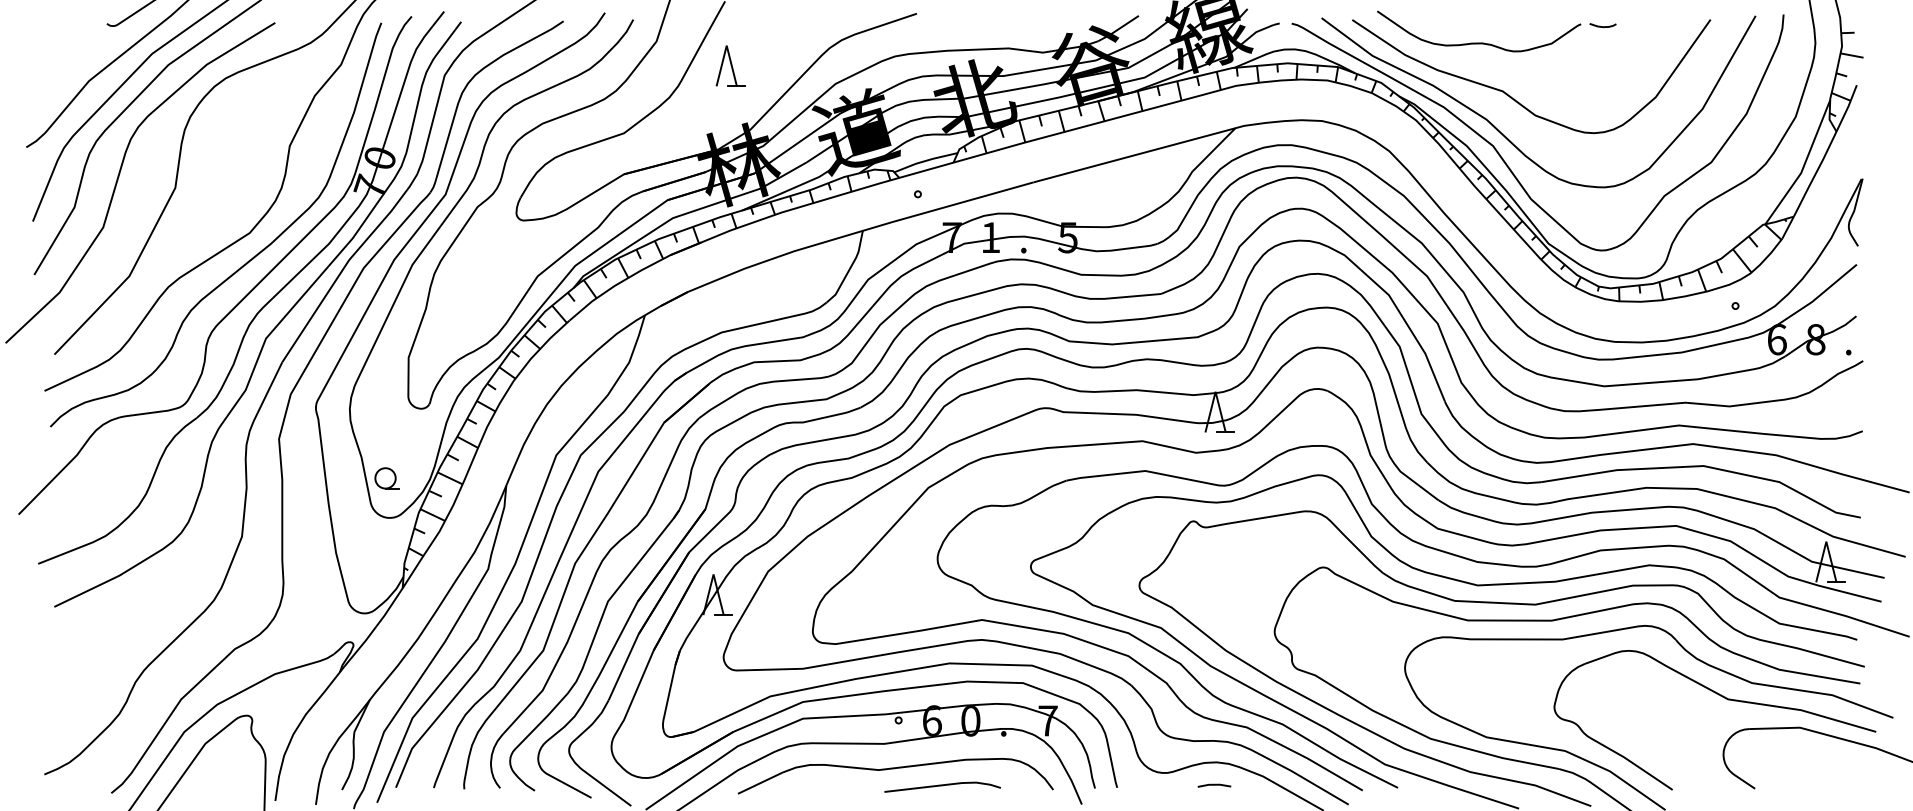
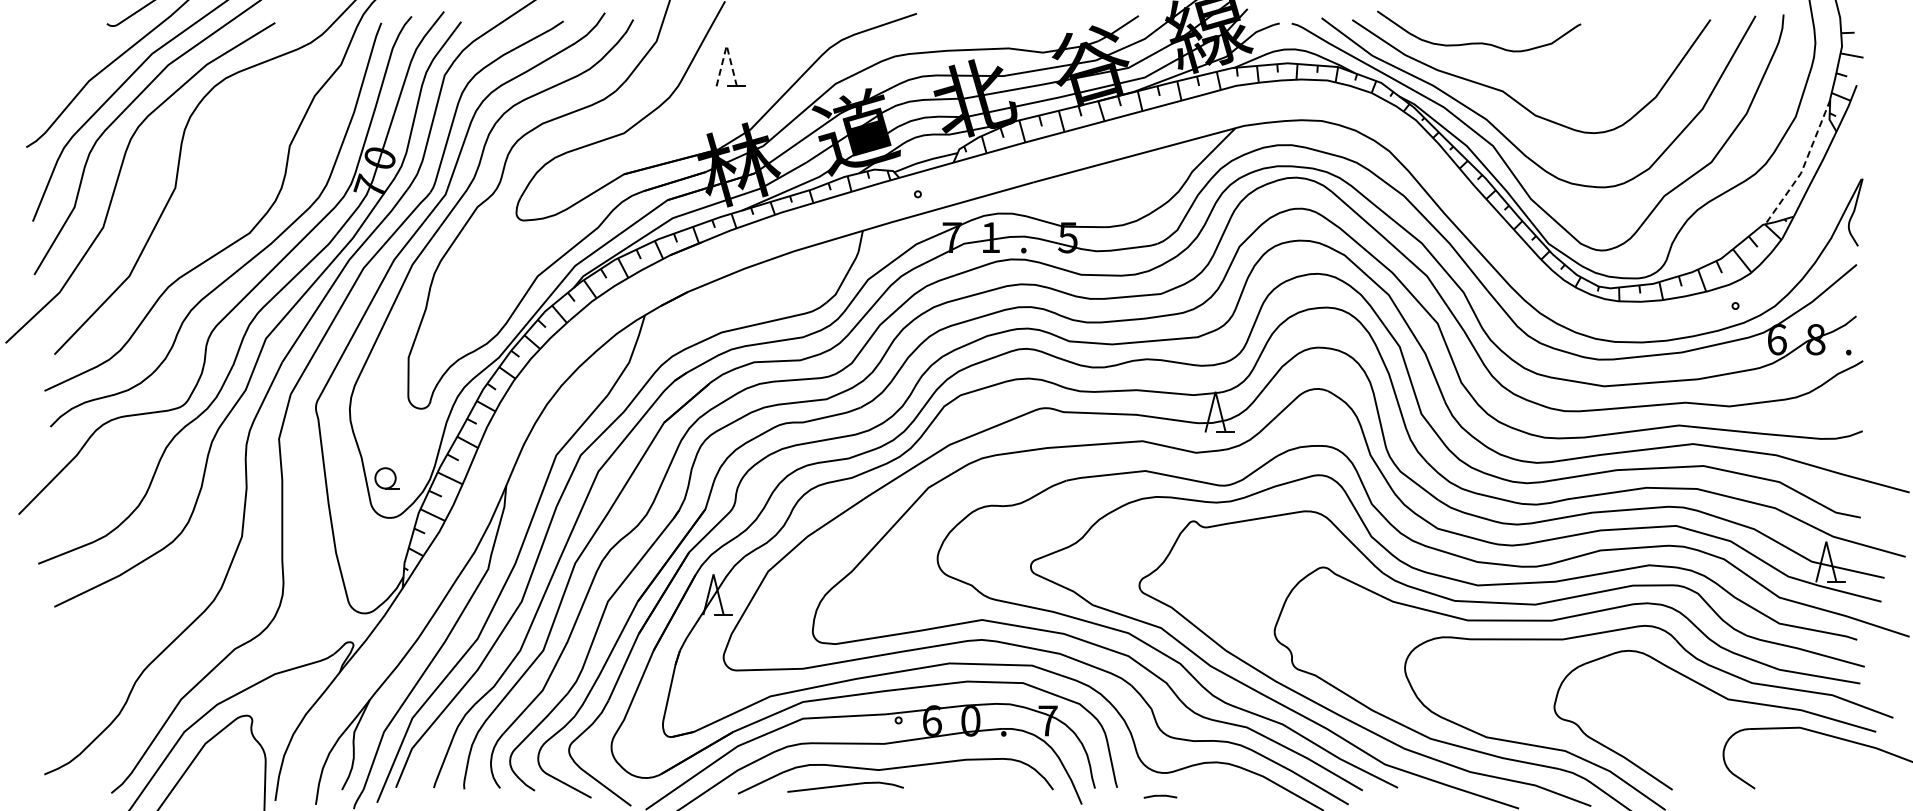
curve: present -> none (1602, 26)
line: solid -> dashed (726, 45)
line: solid -> dashed (1803, 166)
line position: (1214, 785) -> (1160, 796) (1160, 796)
line position: (942, 786) -> (845, 786) (845, 786)
